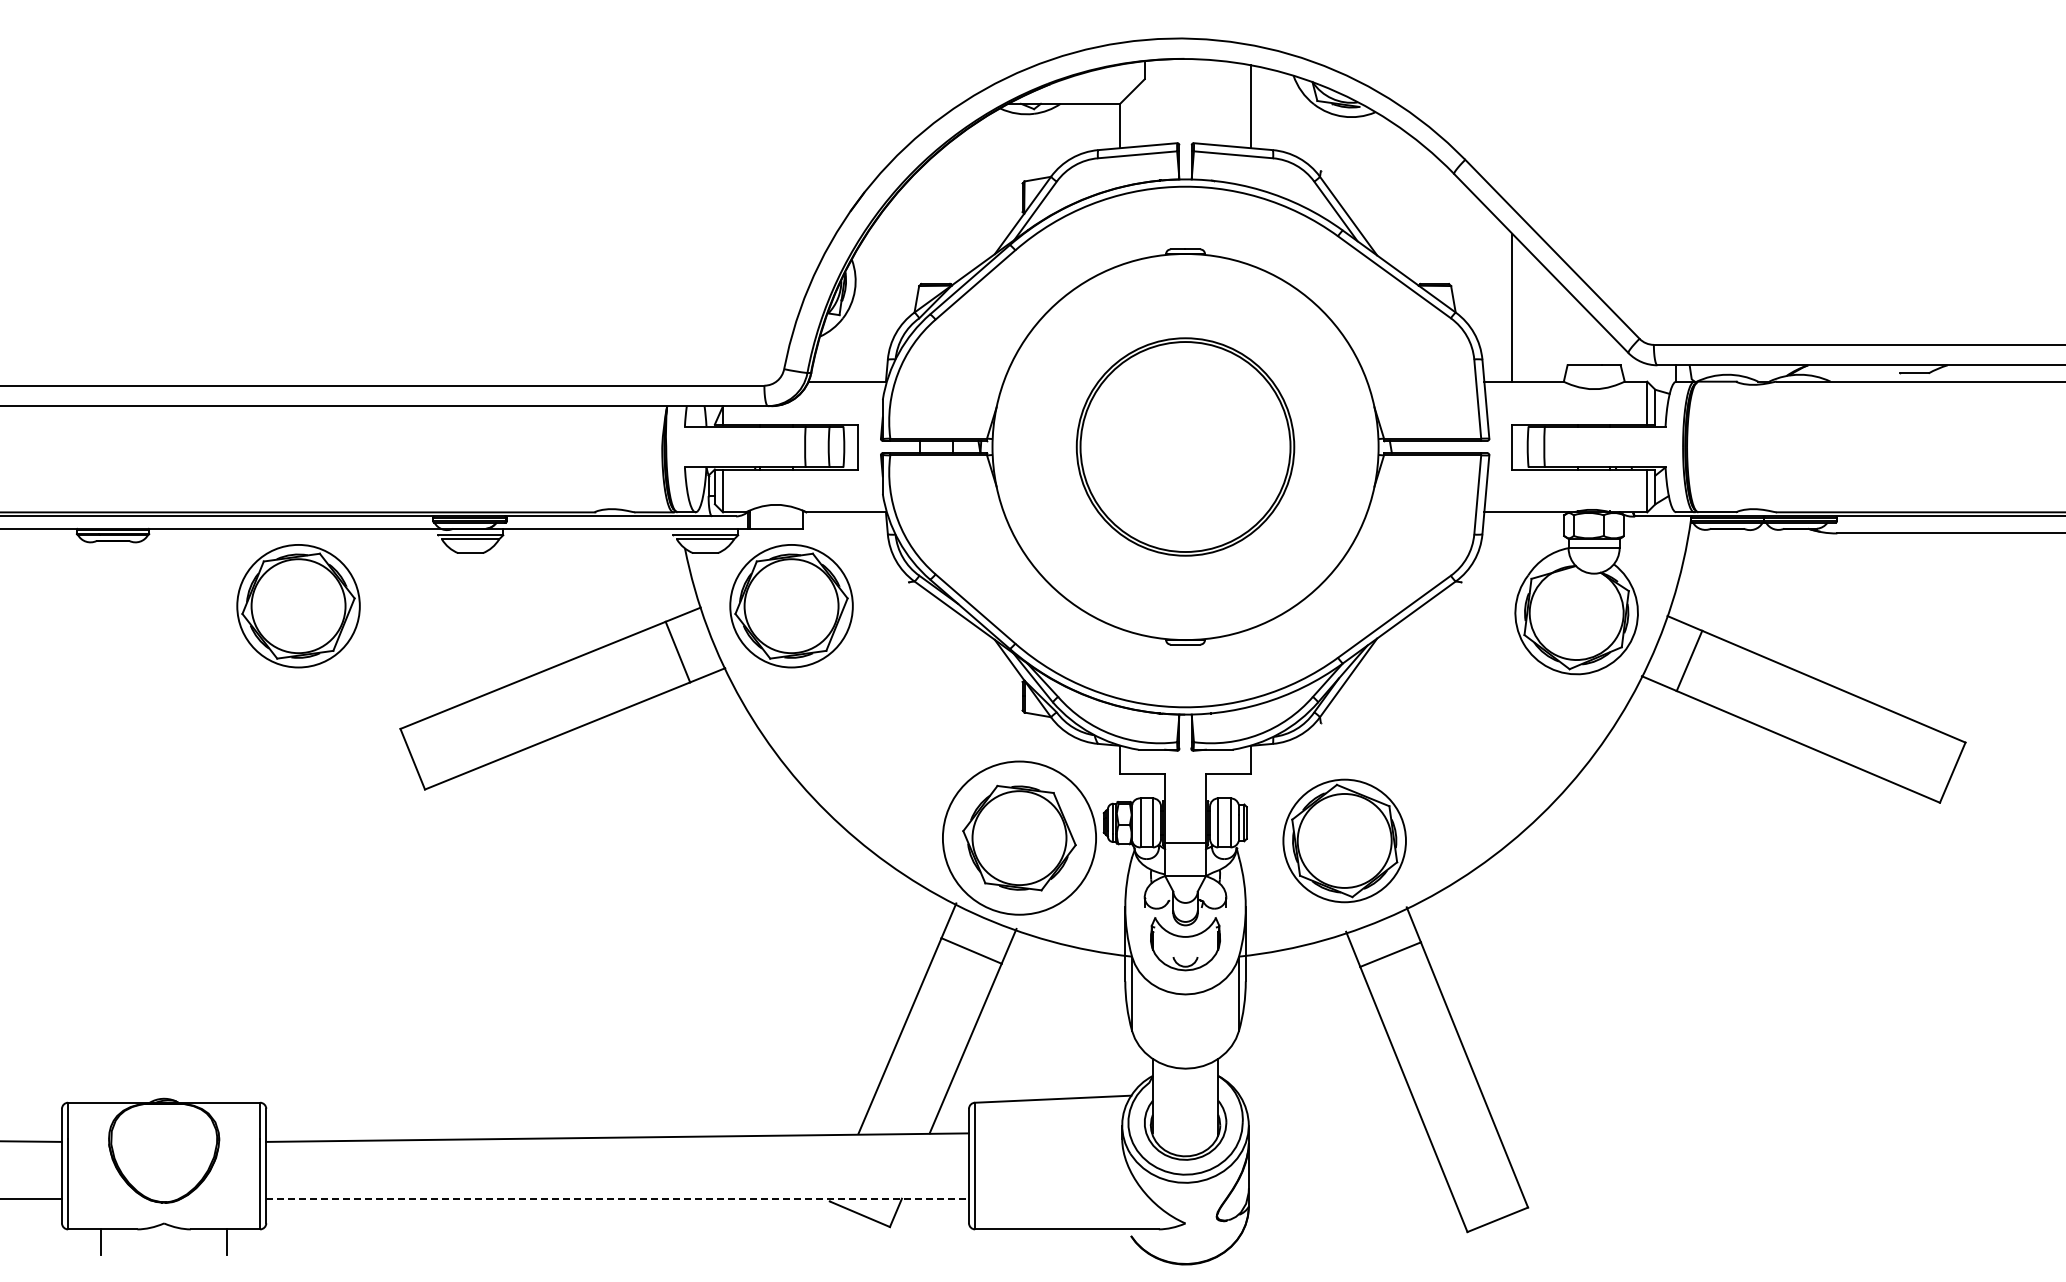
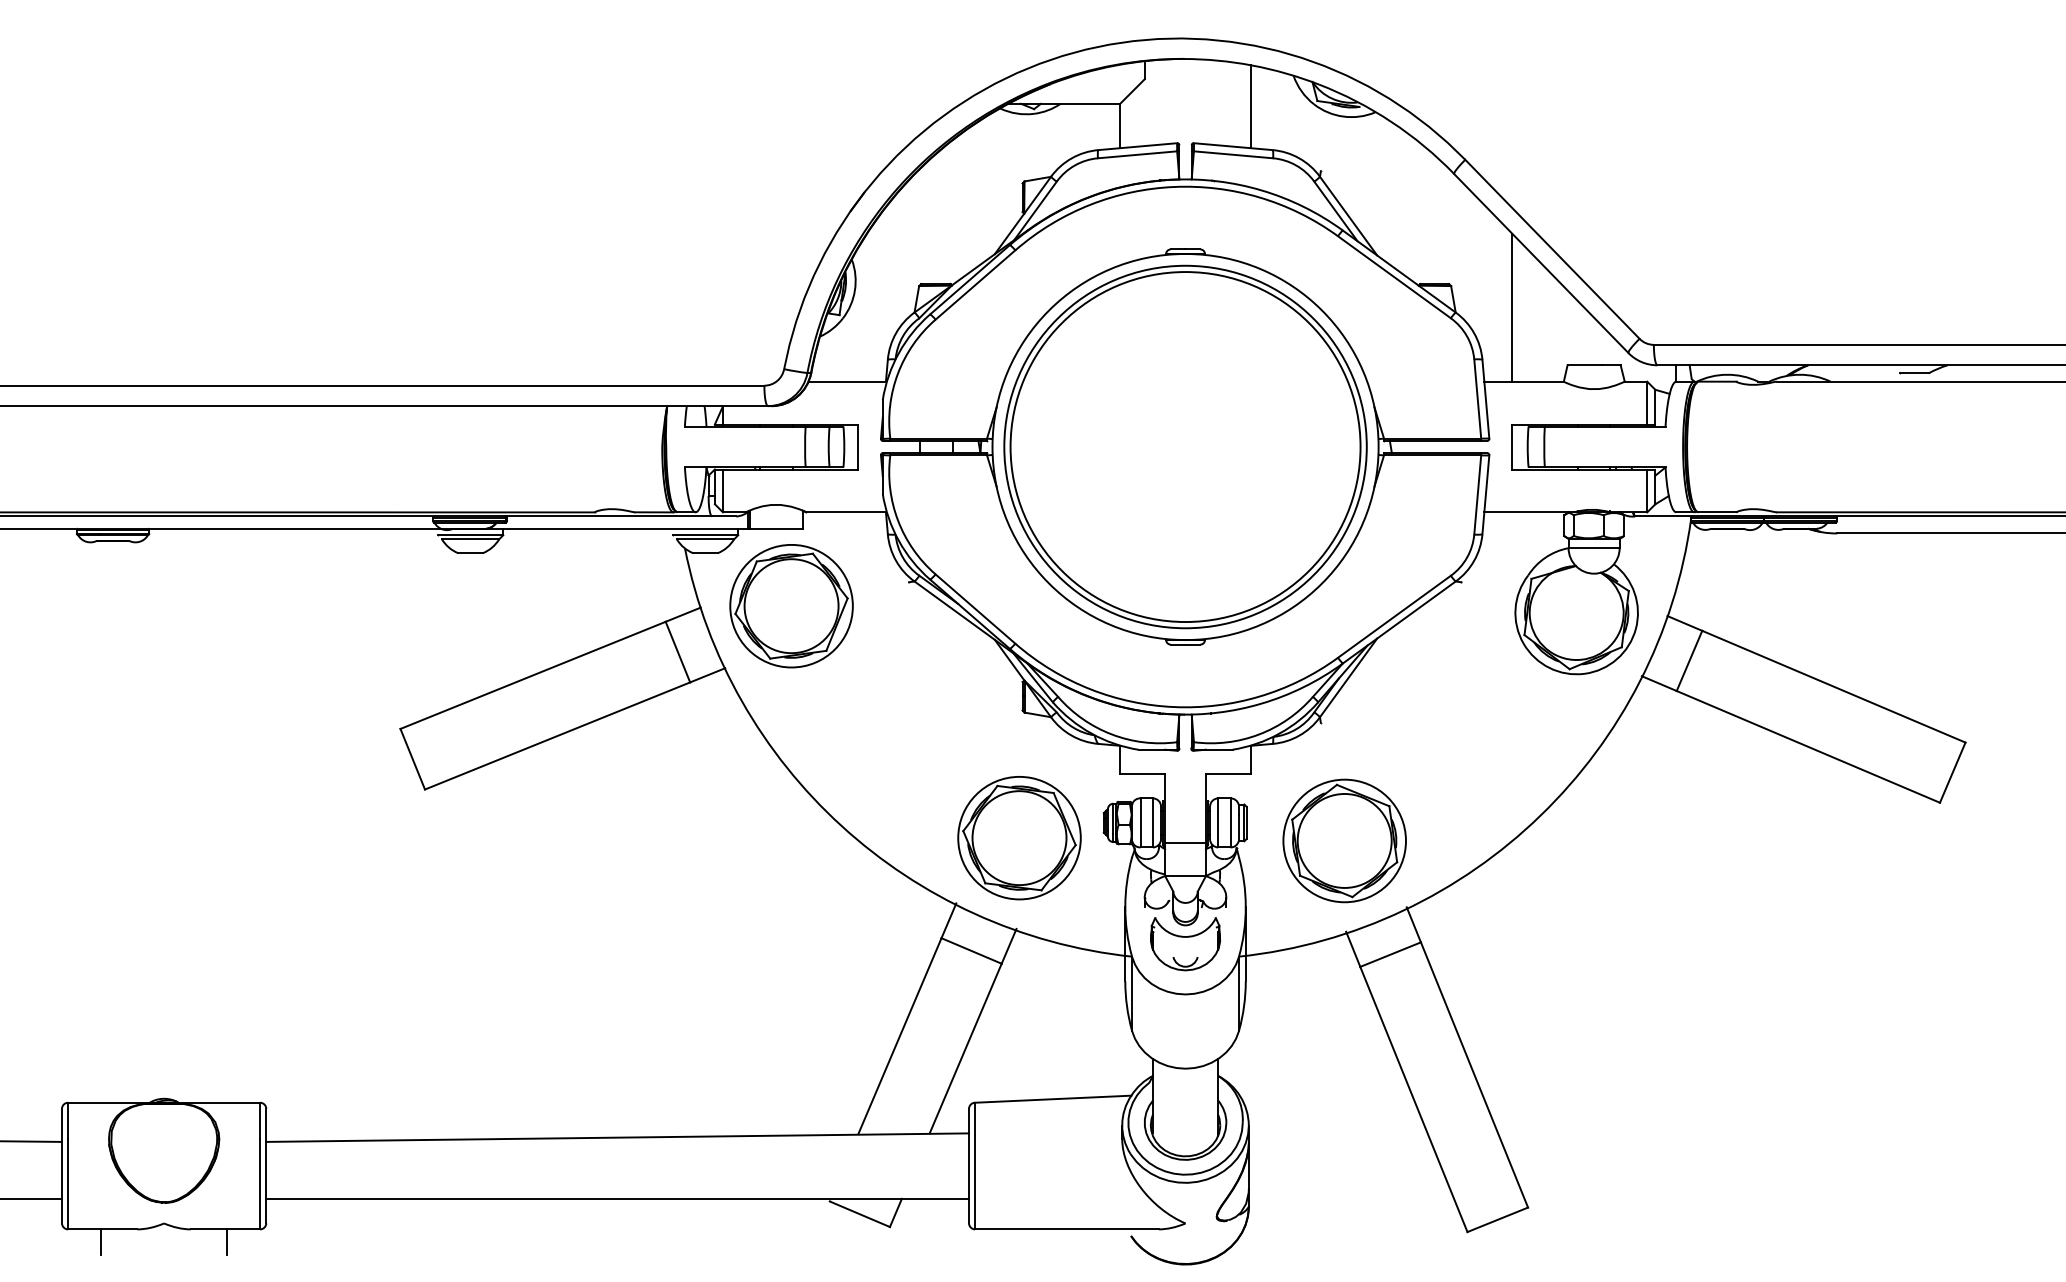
part size: 221x220 px -> 365x366 px (1185, 446)
part: present -> none (298, 606)
circle diameter: 153 px -> 123 px (1019, 837)
line: dashed -> solid (618, 1198)
